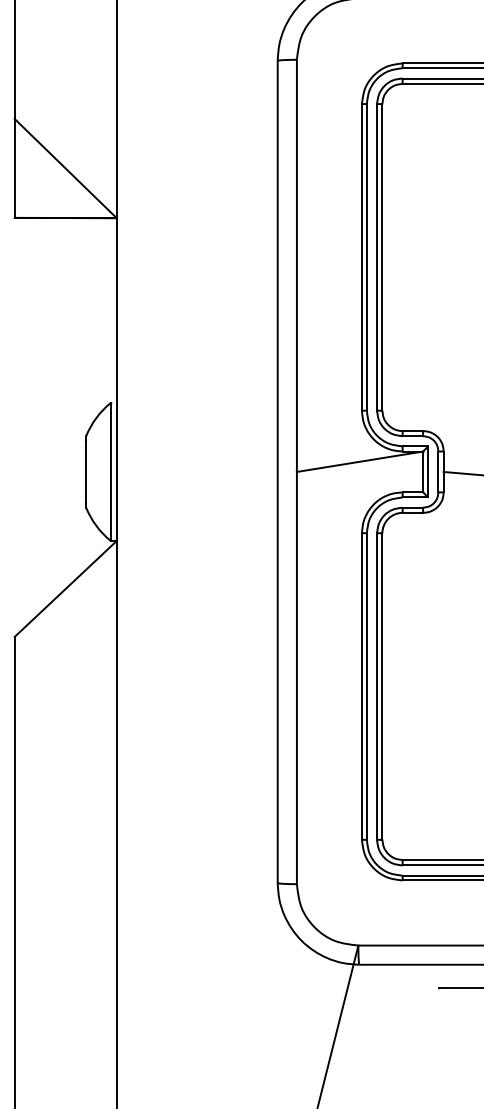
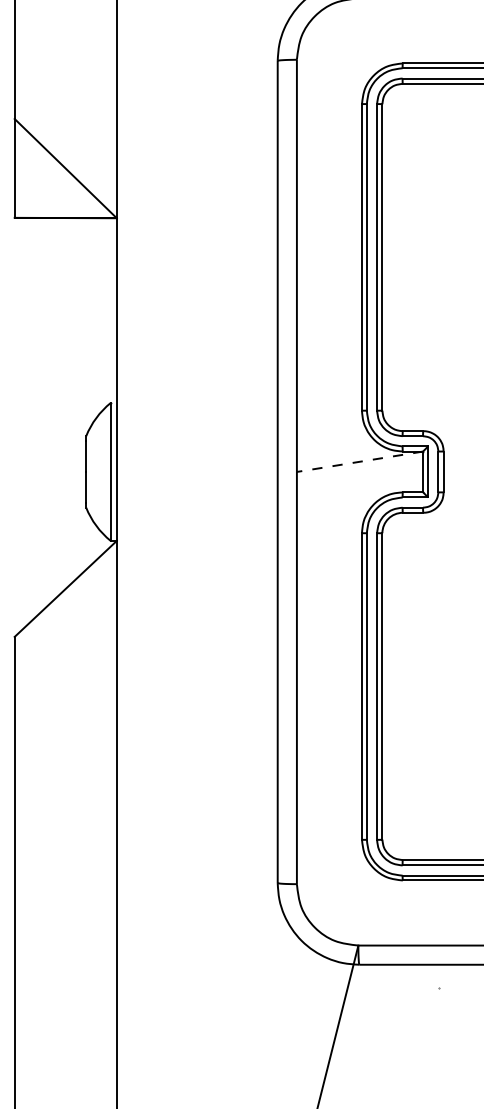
line: solid -> dashed (360, 461)
line: present -> none (461, 473)
line: present -> none (459, 987)
